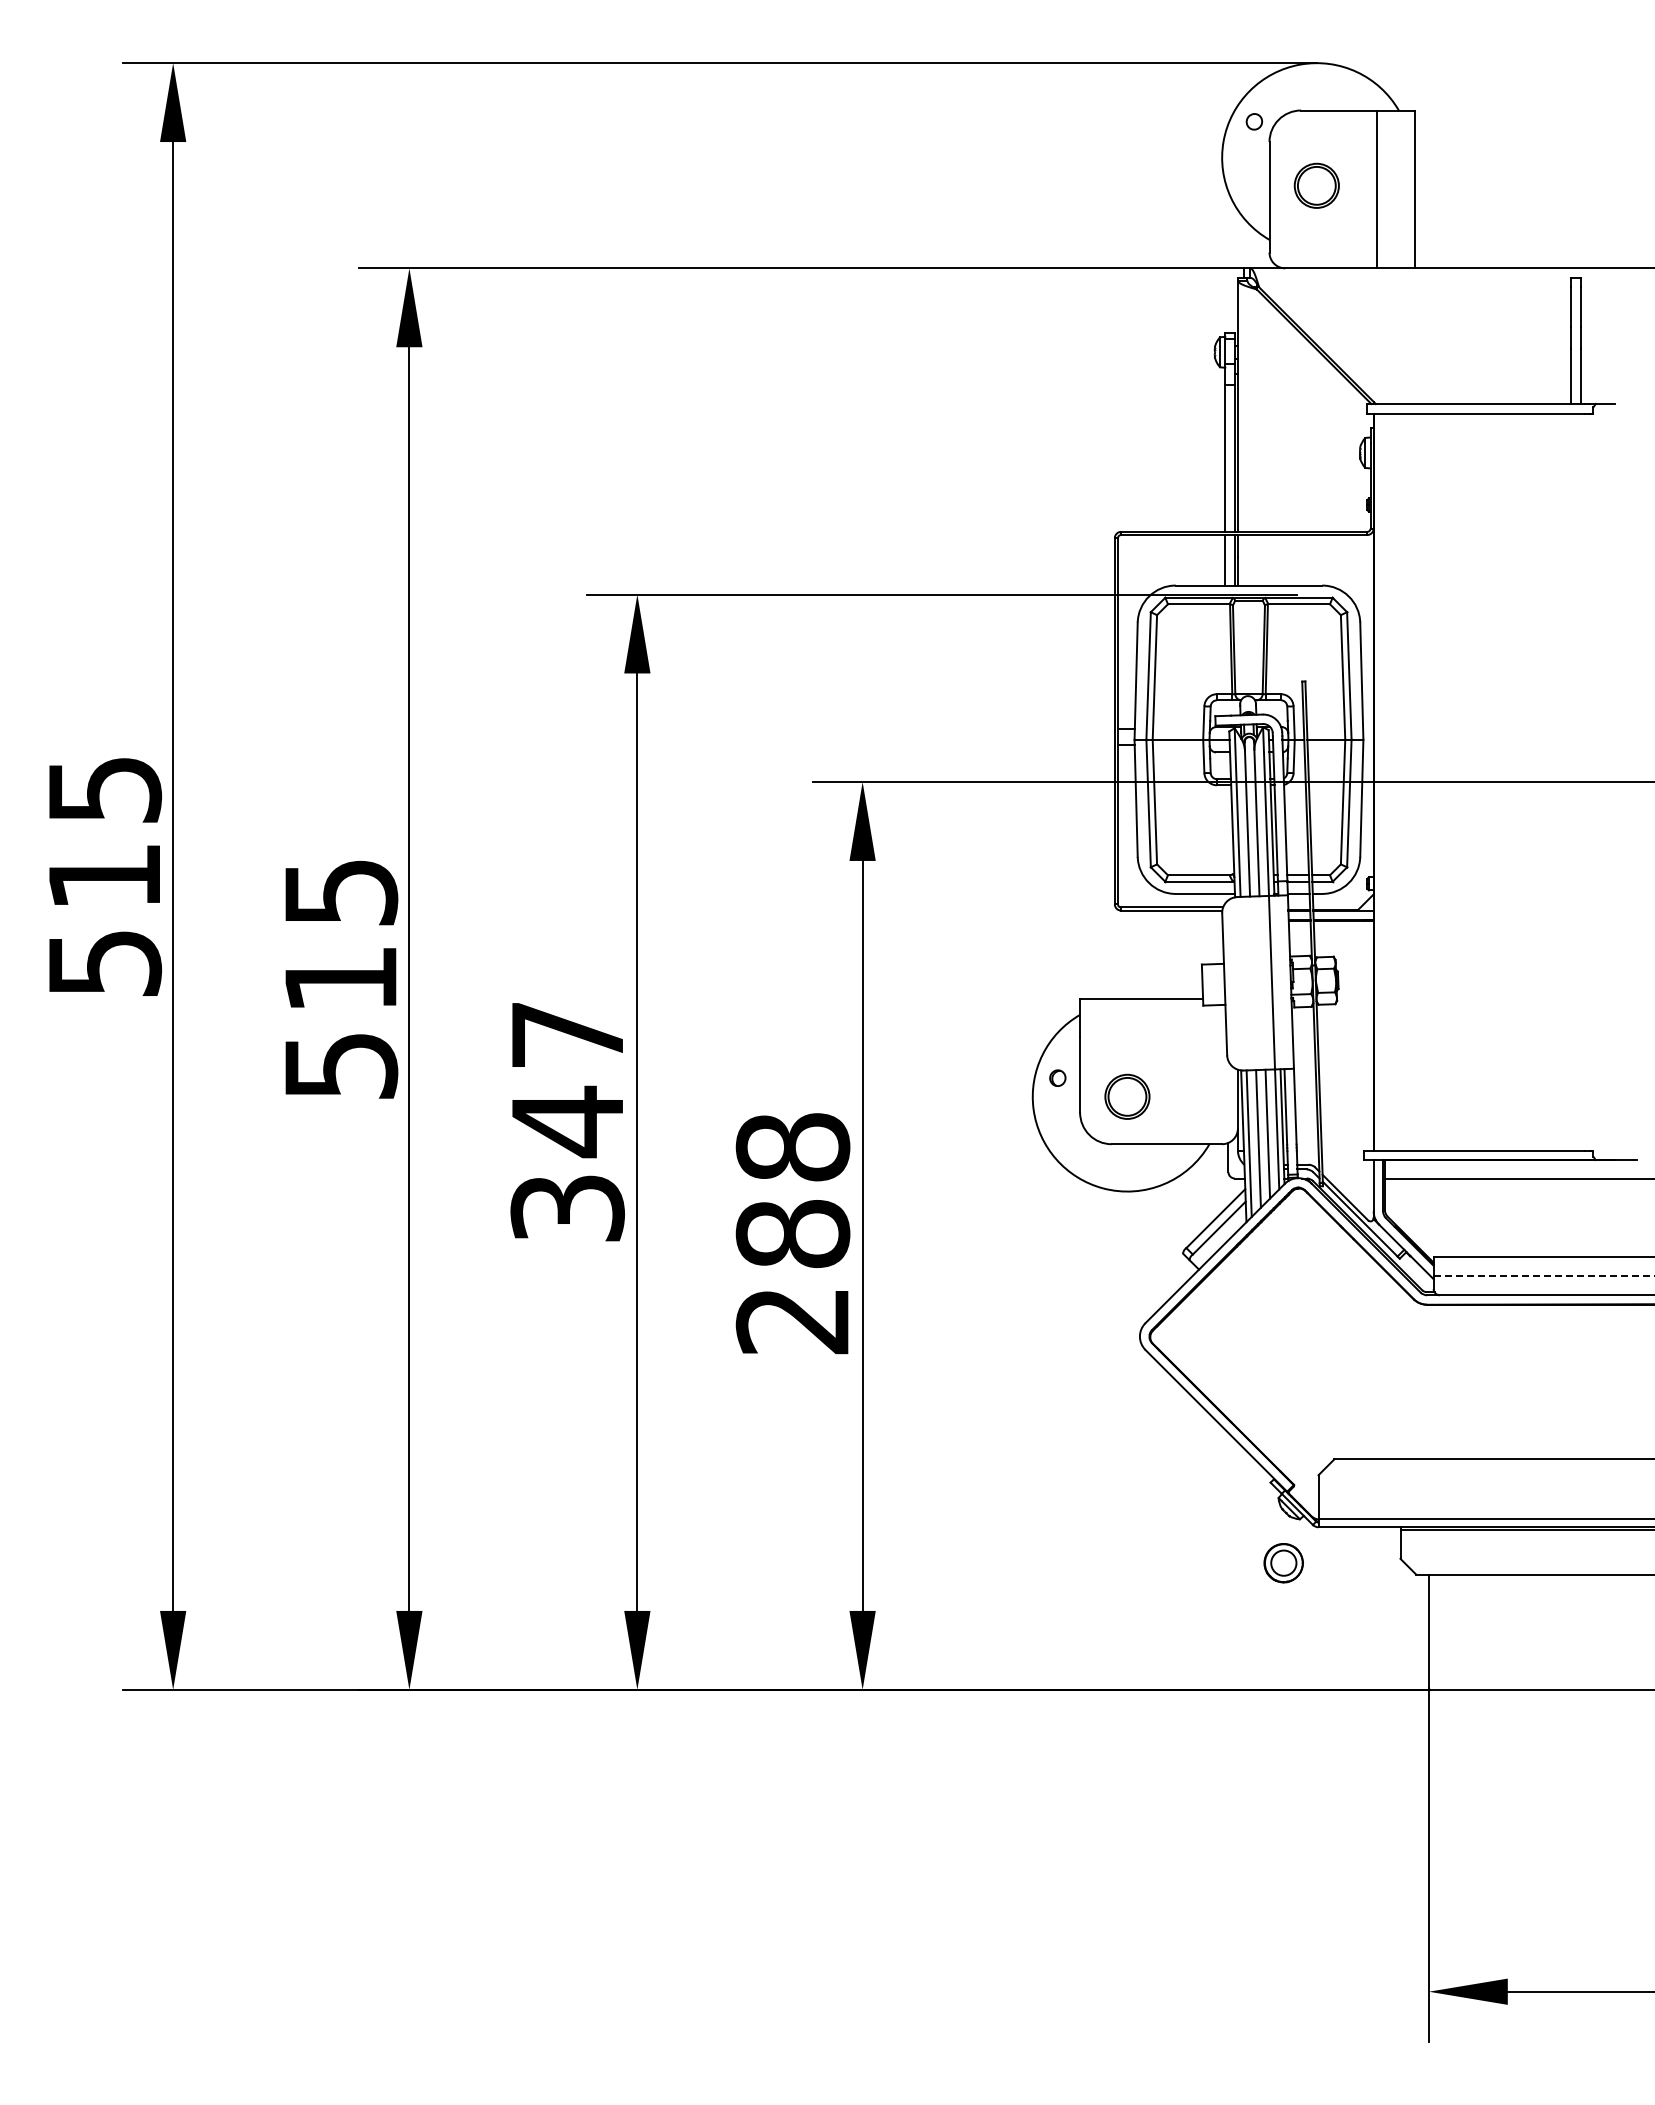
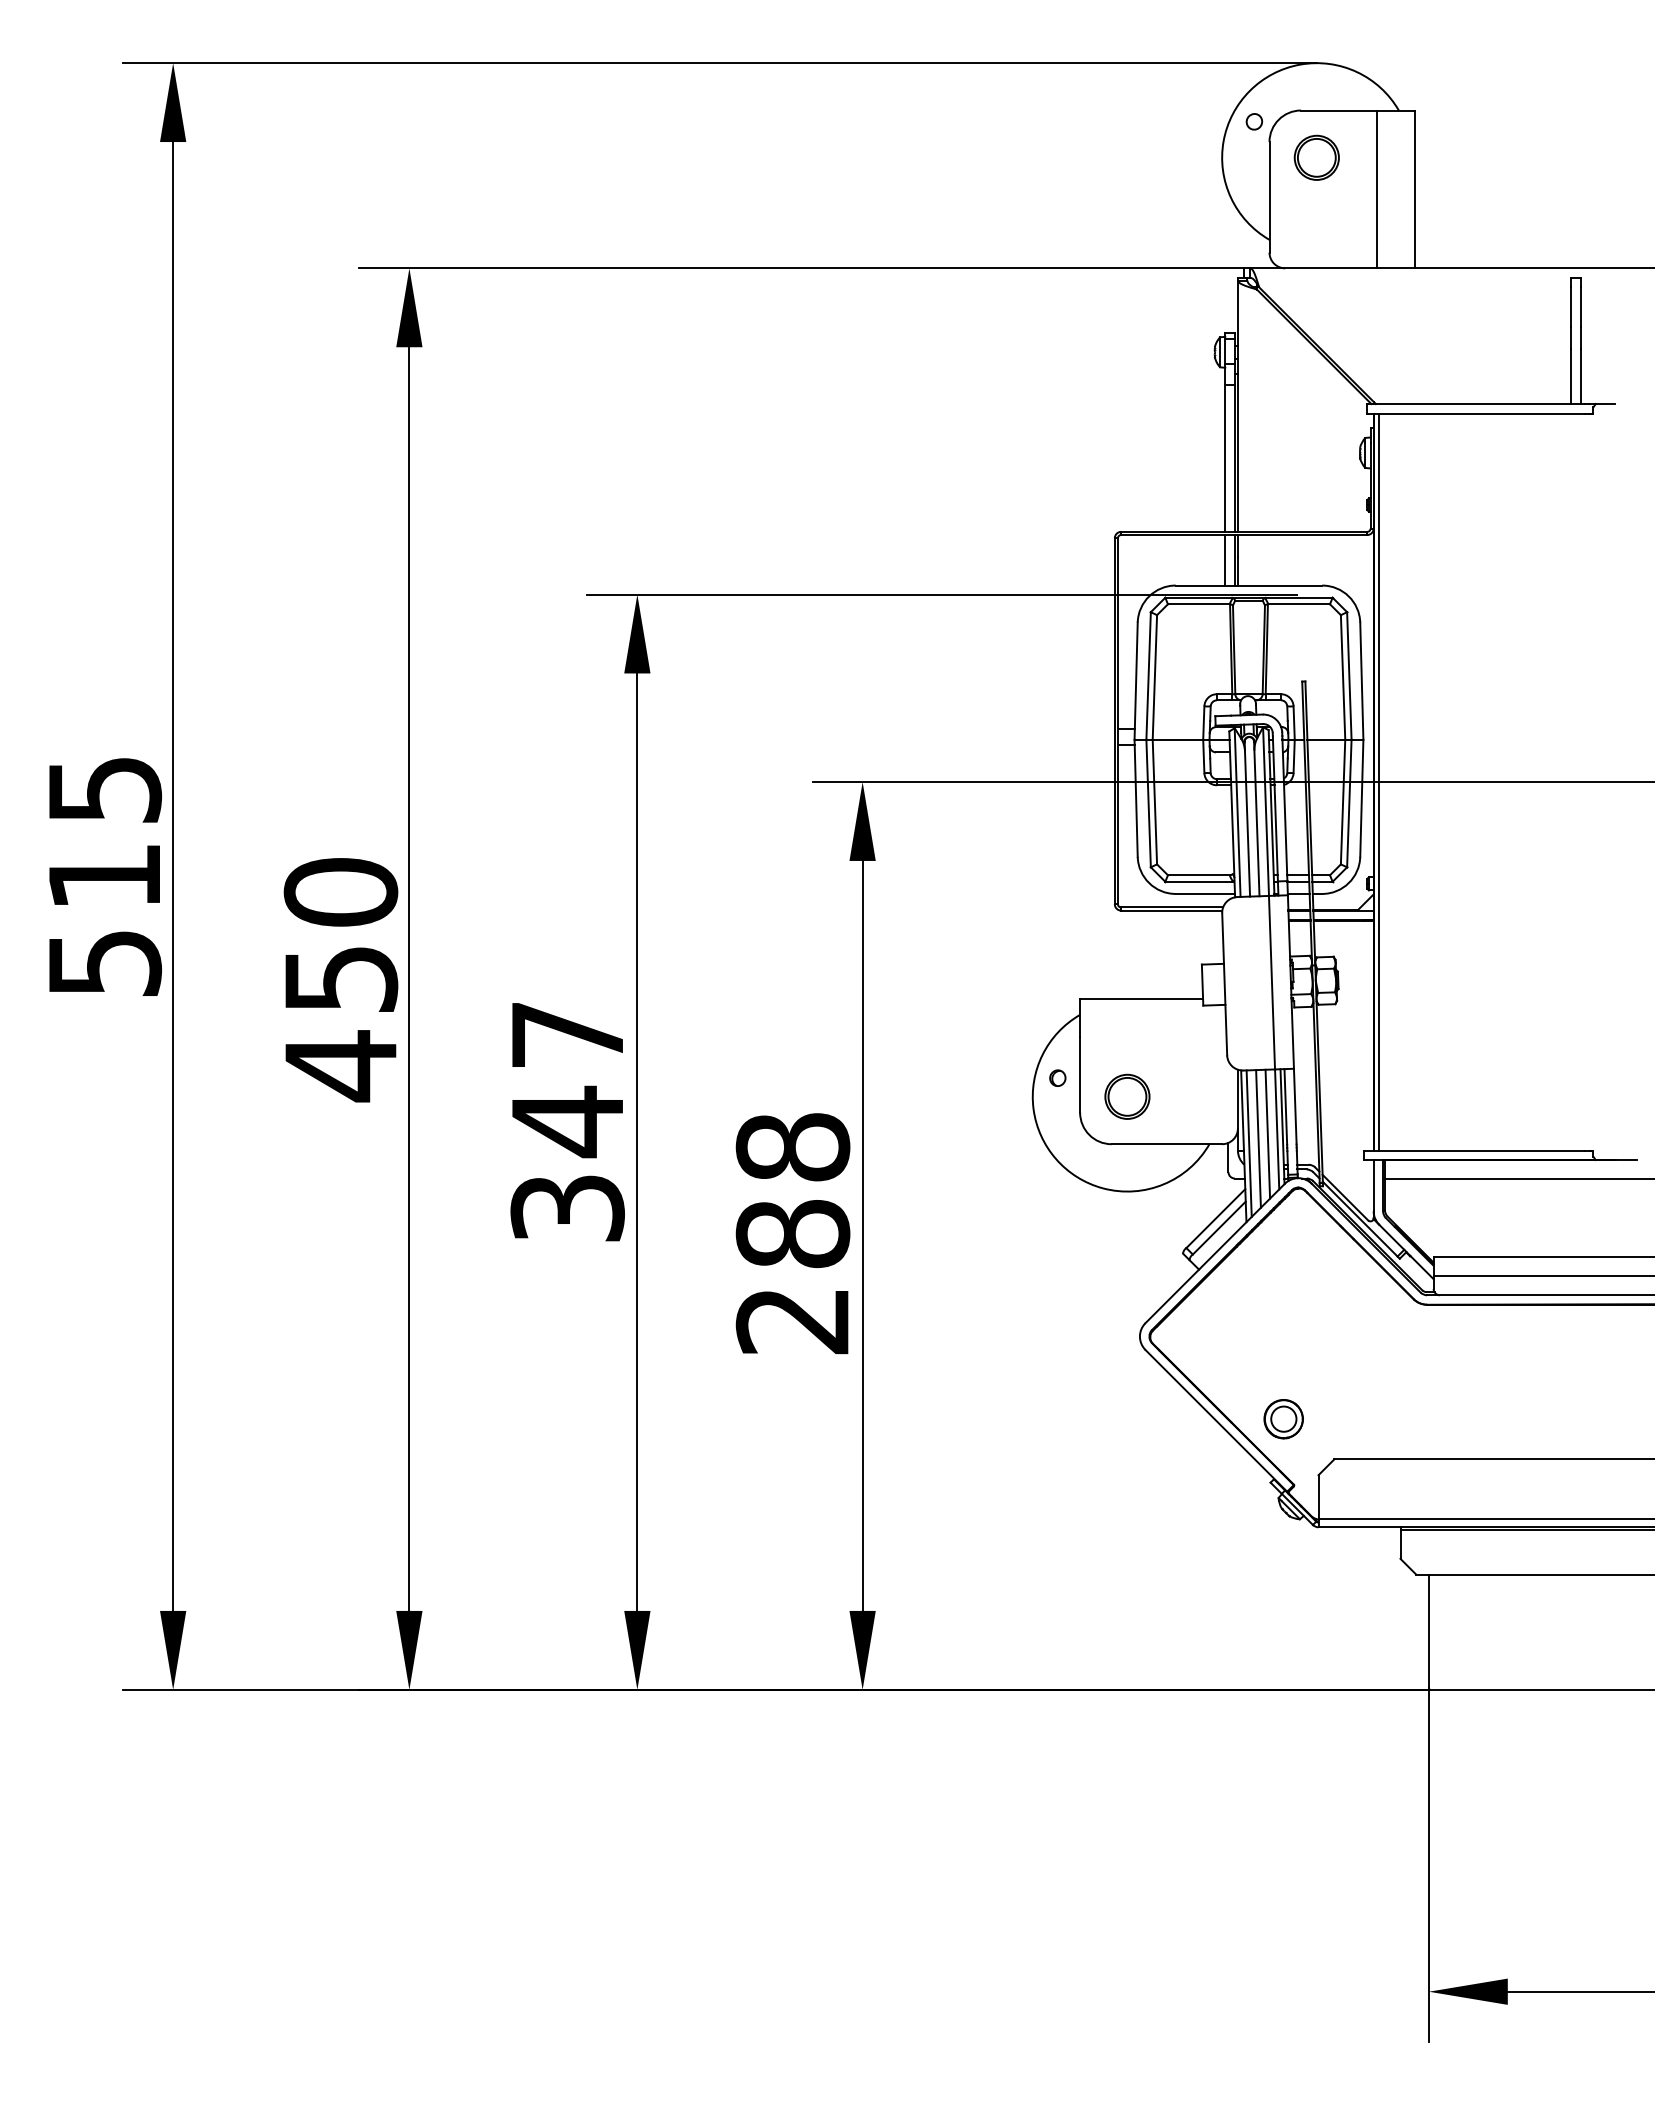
part position: (1316, 185) -> (1316, 157) (1316, 157)
line: none -> present (1379, 781)
text: 515 -> 450 (340, 980)
line: dashed -> solid (1544, 1276)
part position: (1283, 1563) -> (1283, 1419) (1283, 1419)
